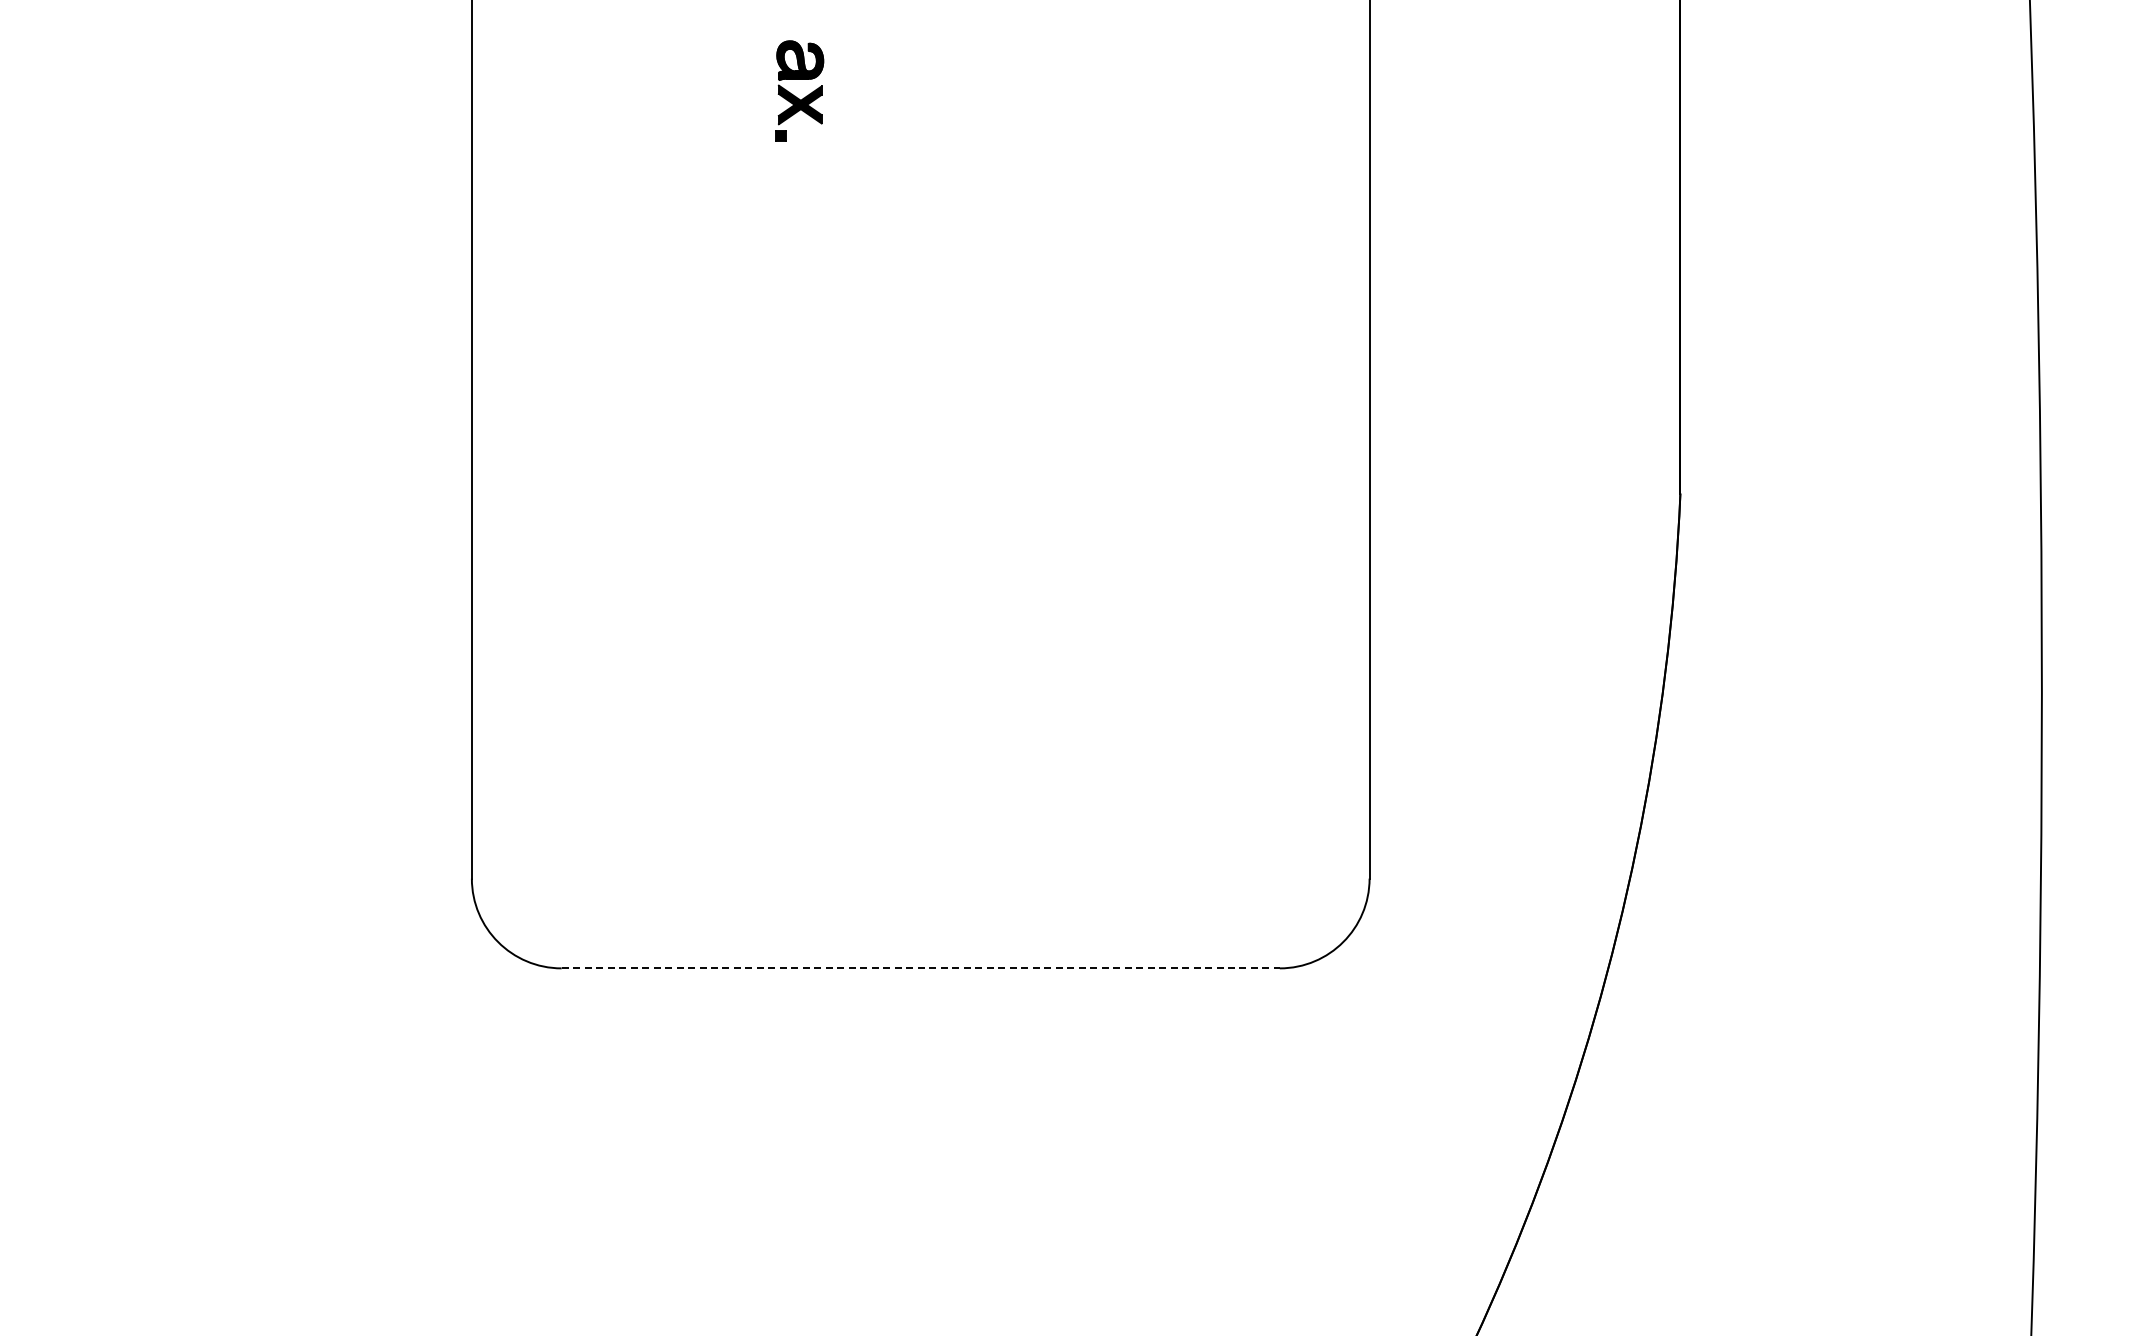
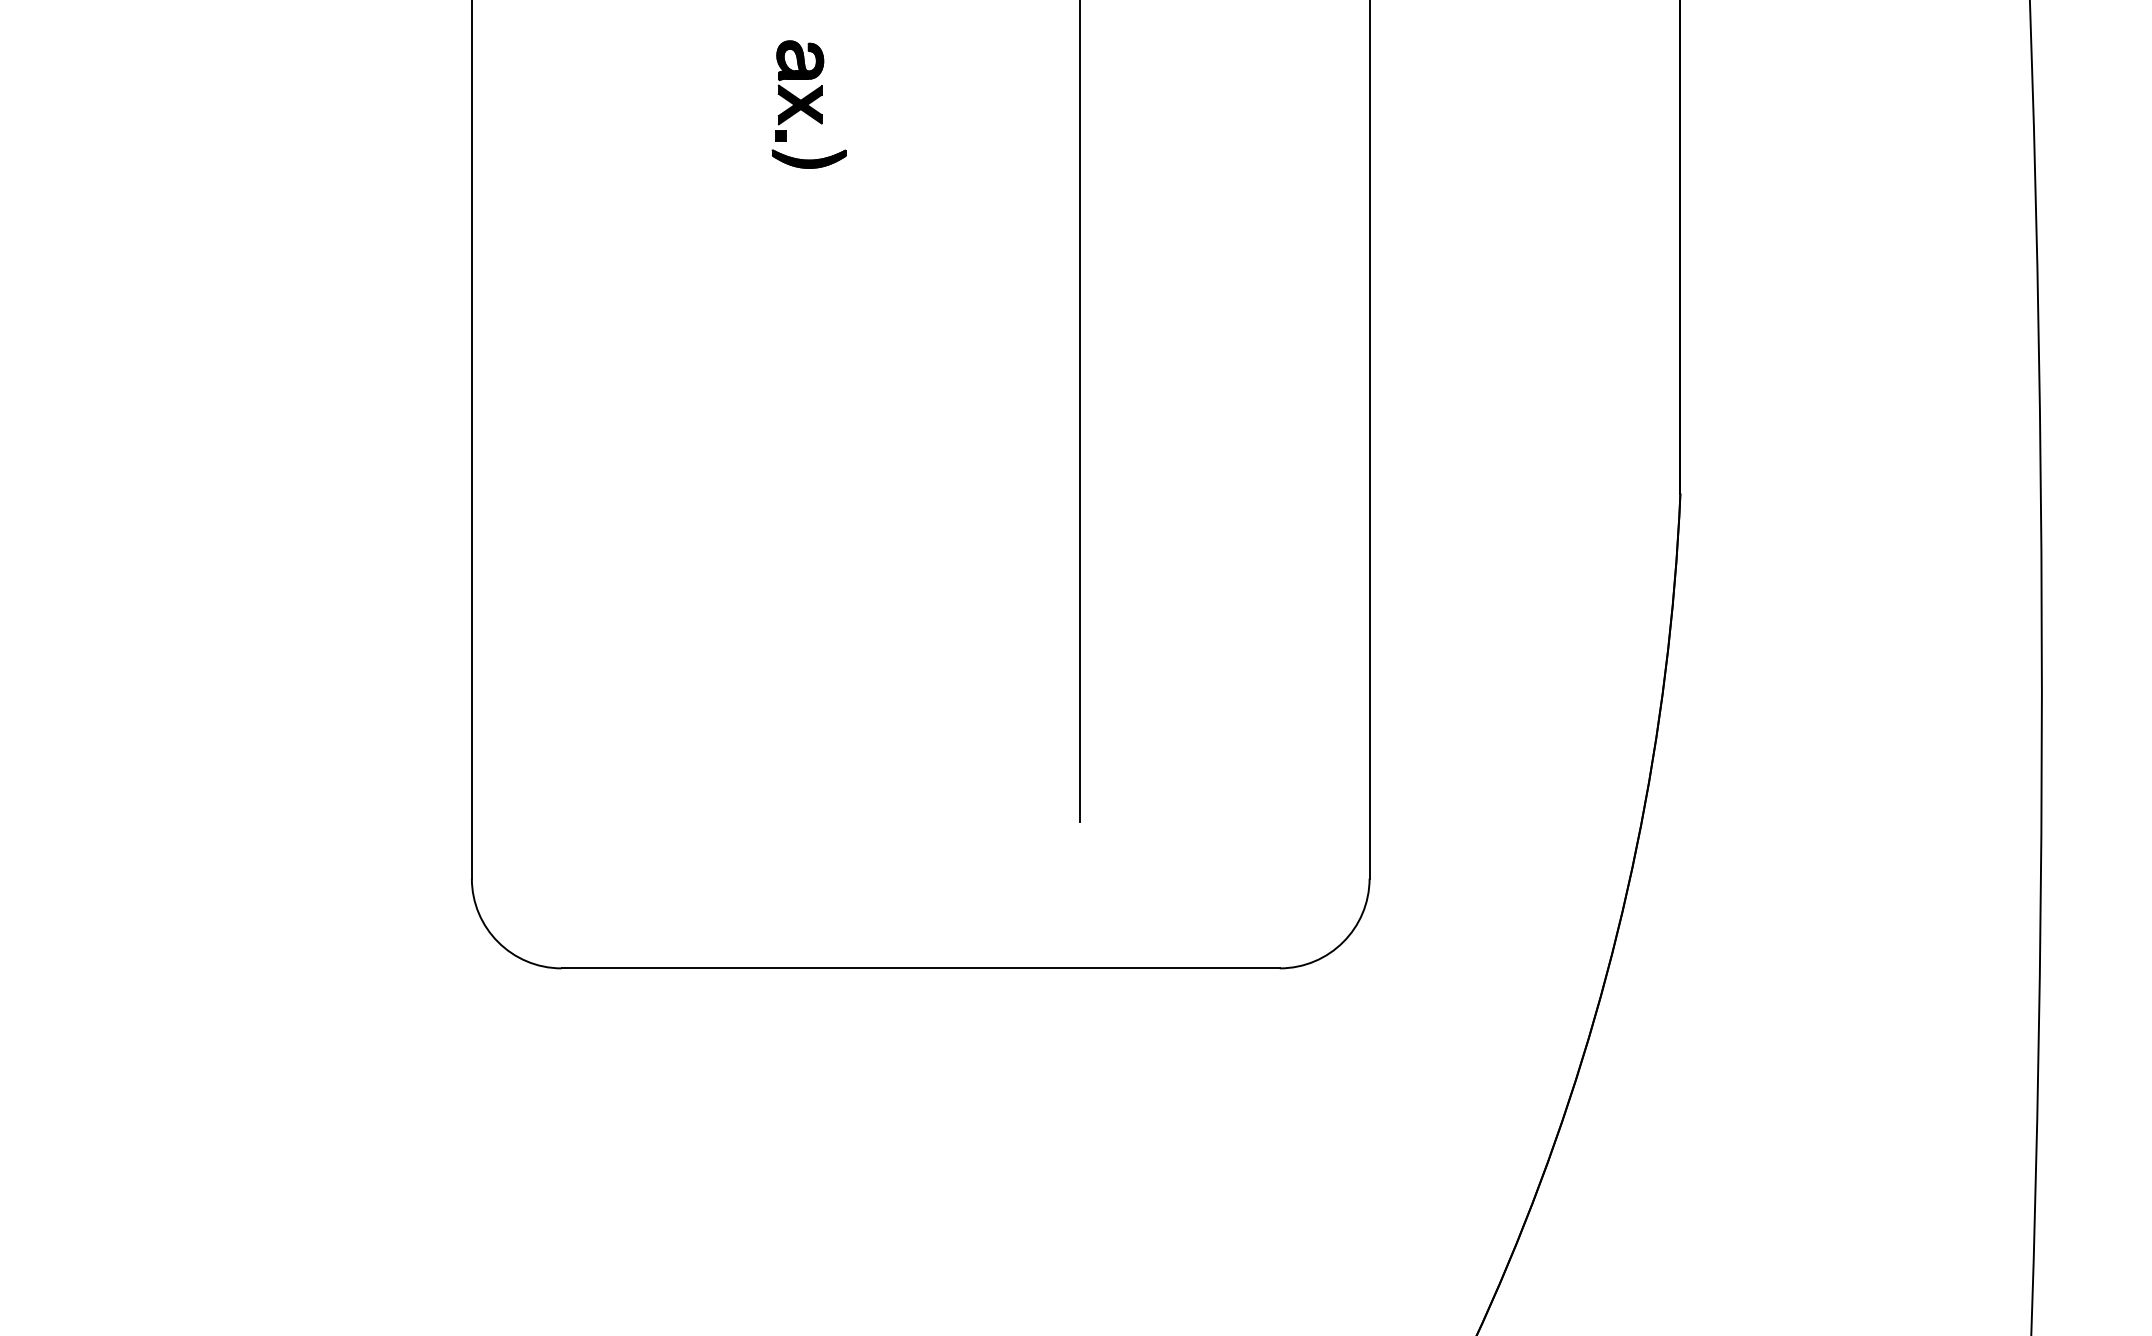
part: none -> present (808, 158)
line: none -> present (1079, 411)
line: dashed -> solid (921, 968)
